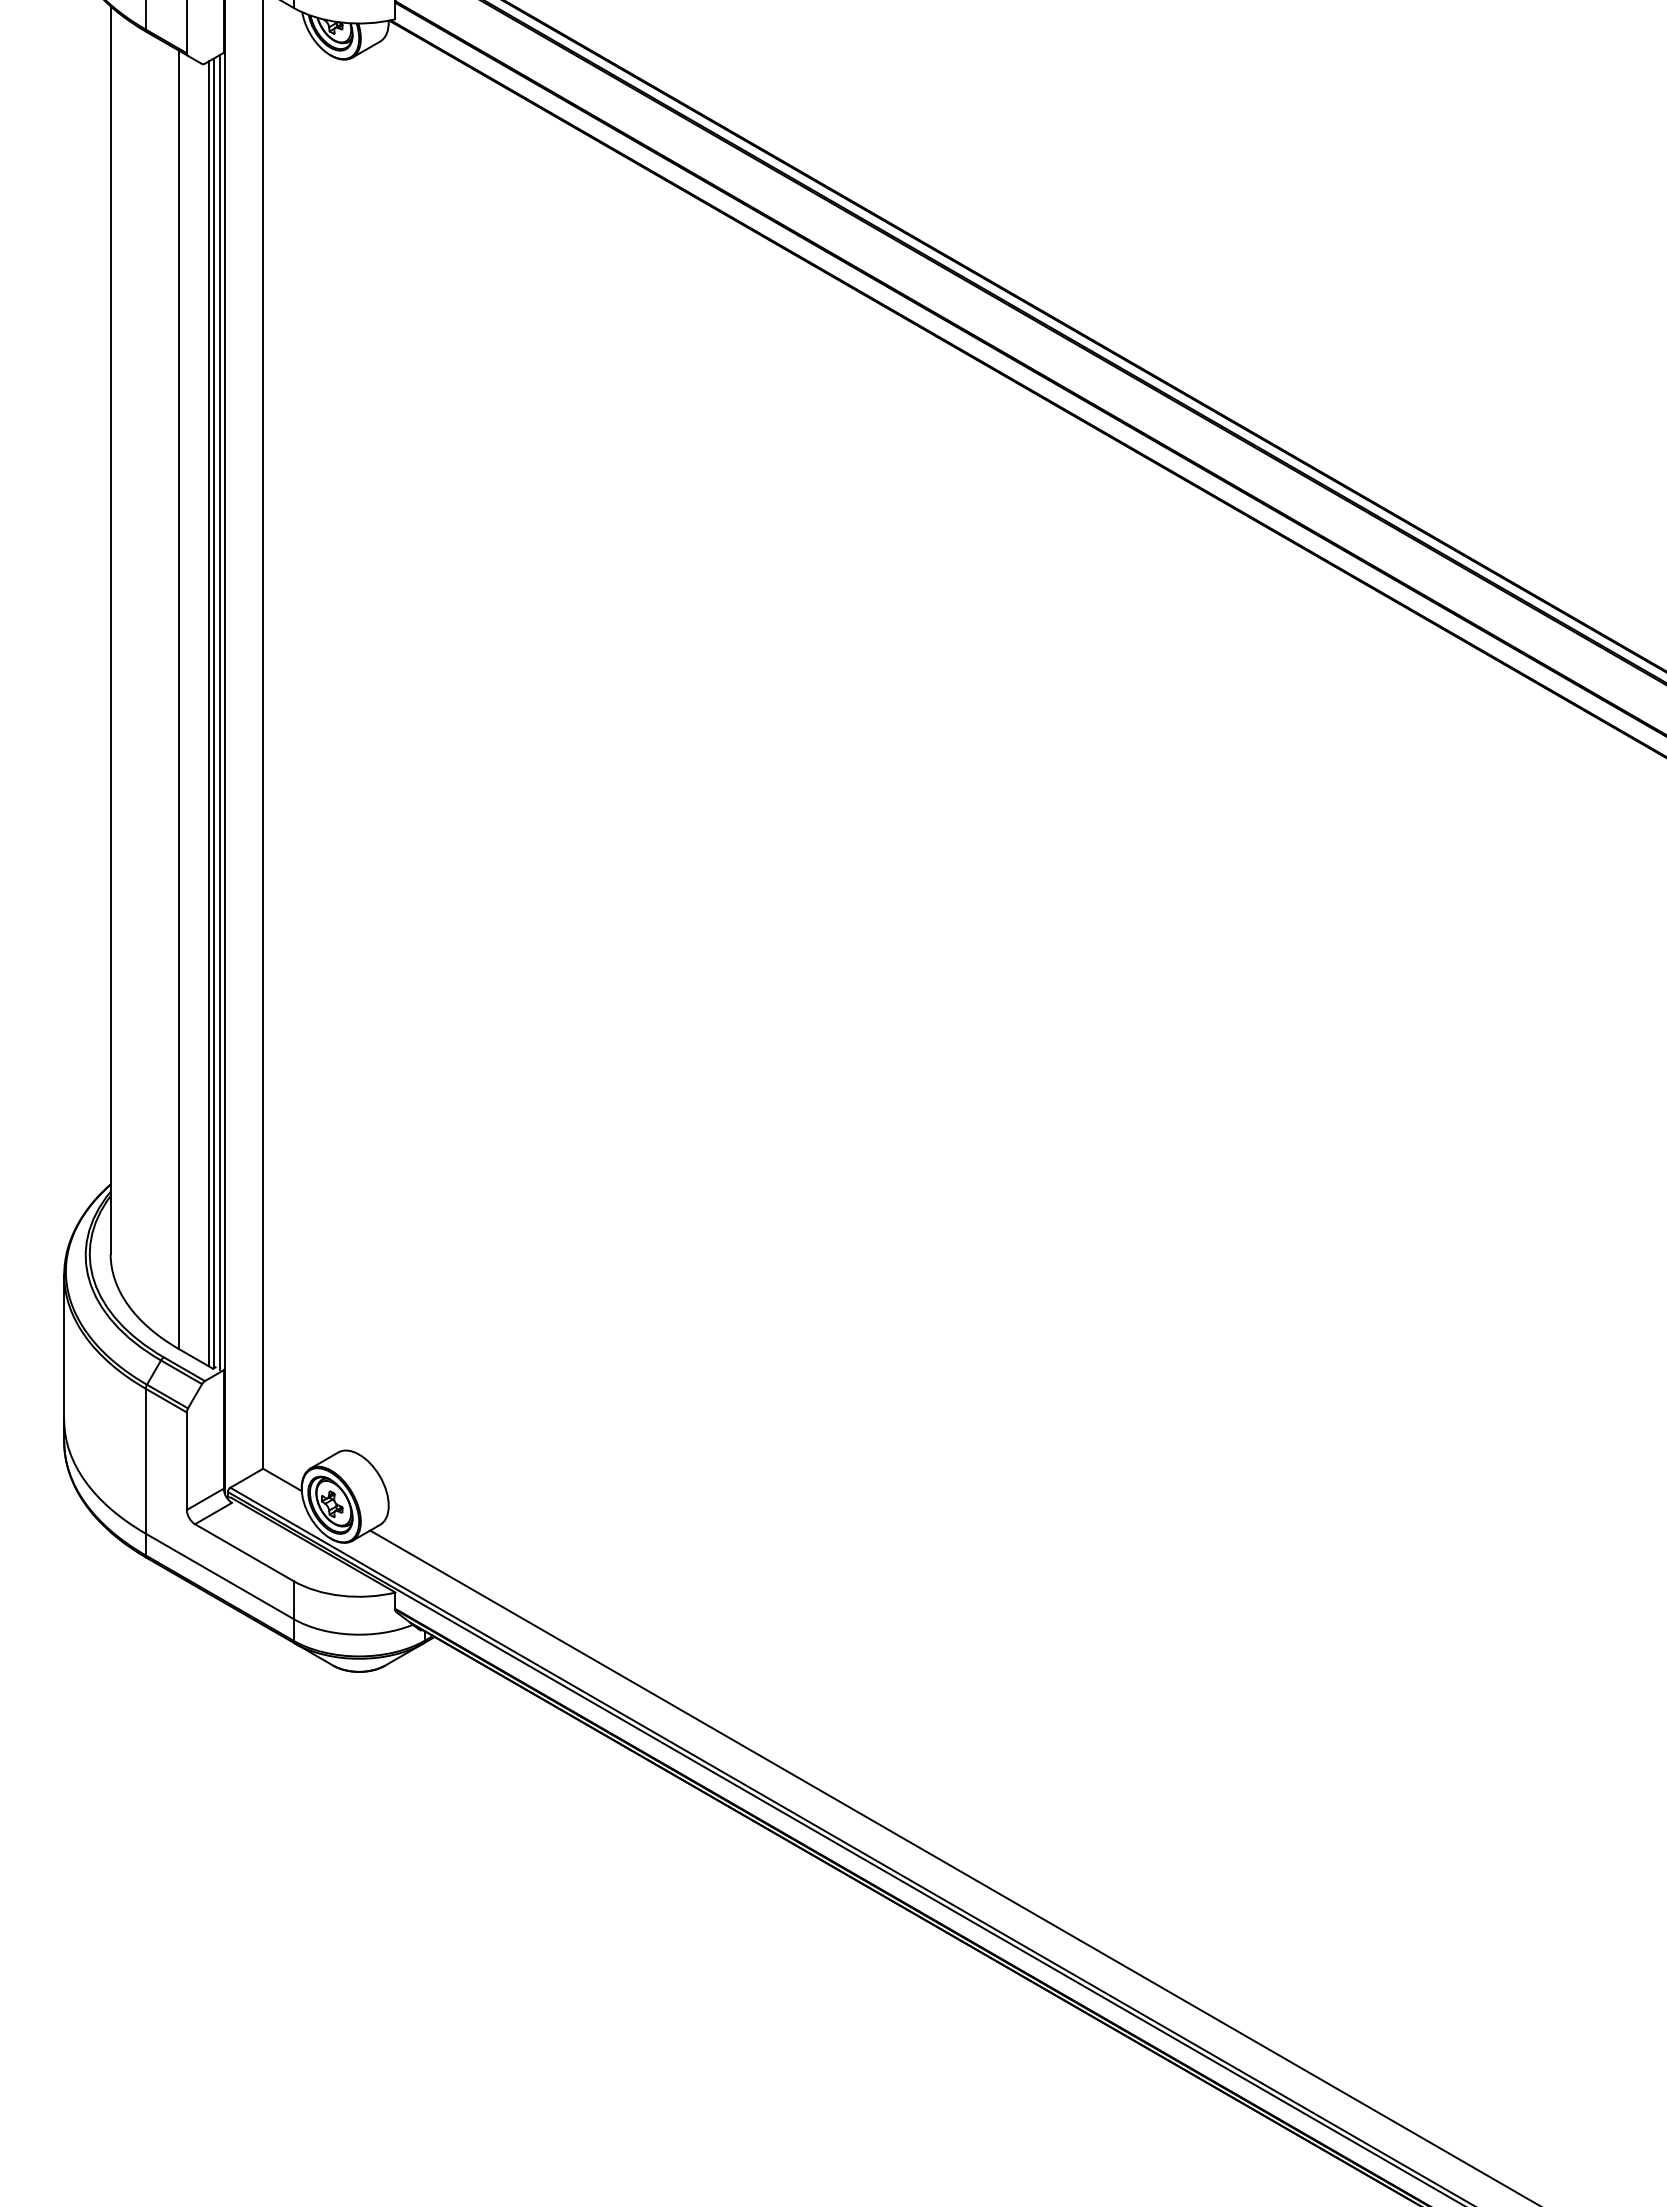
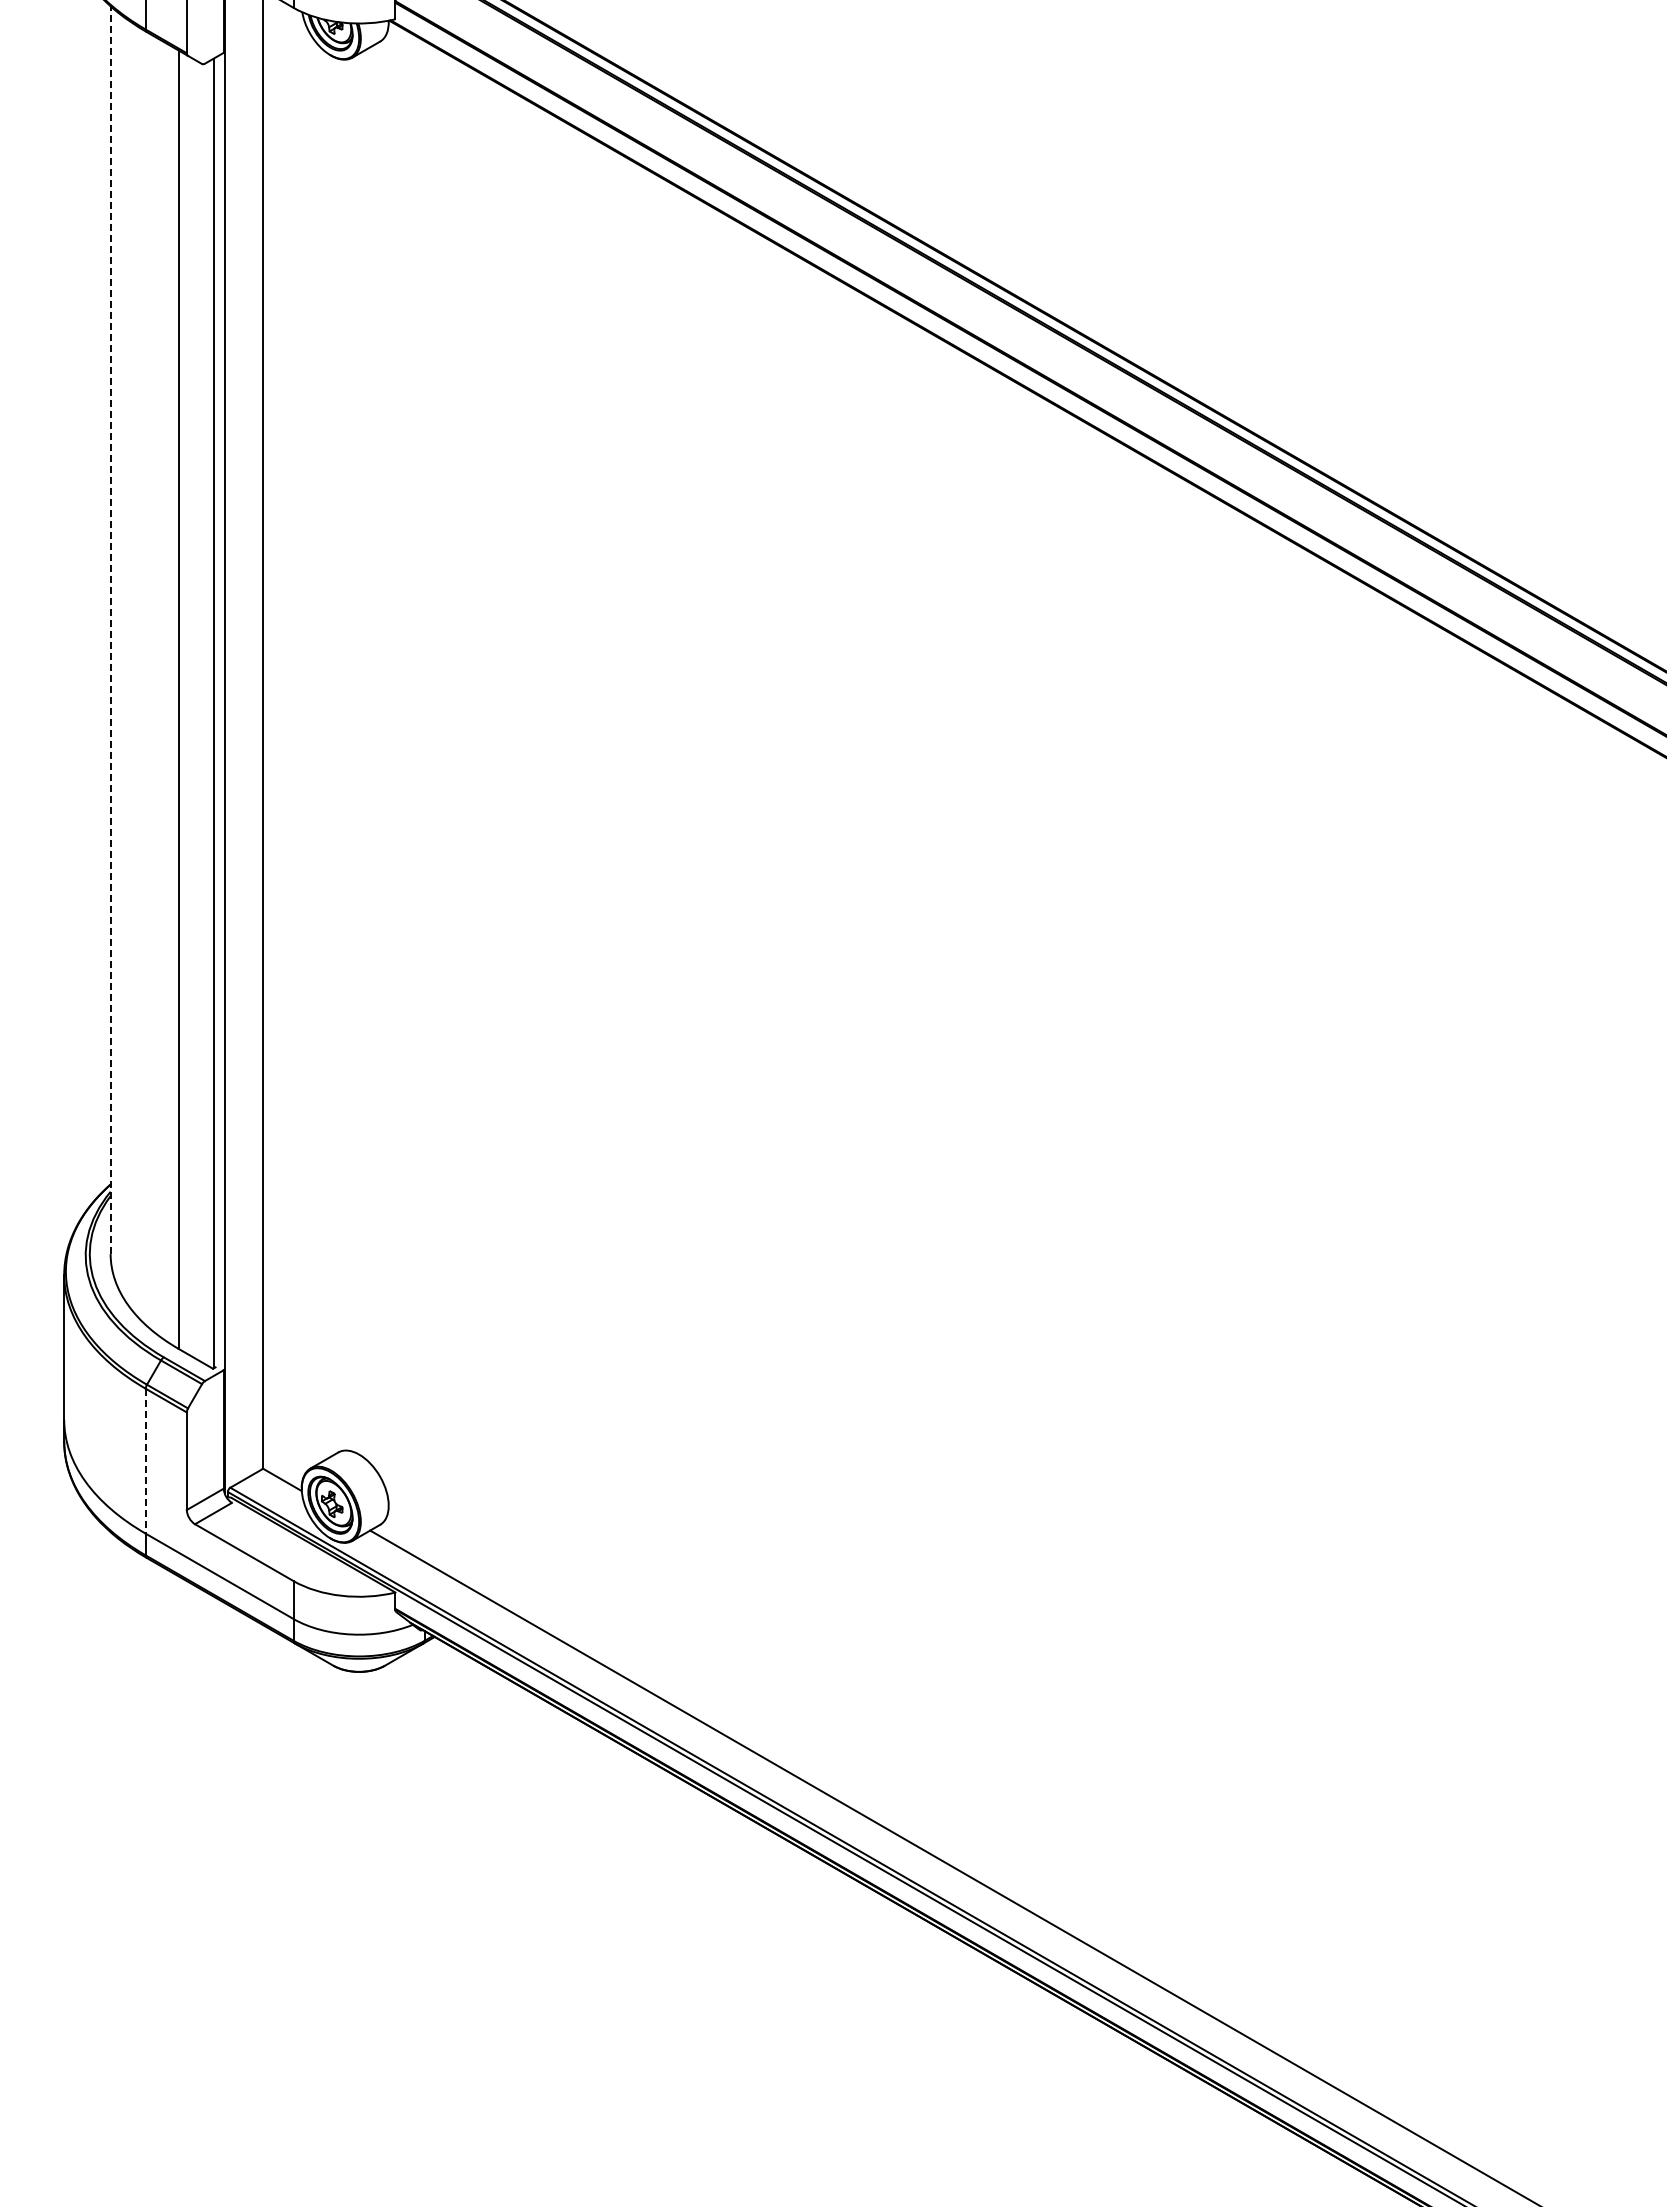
line: solid -> dashed (110, 630)
line: present -> none (219, 712)
line: present -> none (209, 713)
line: solid -> dashed (145, 1461)
